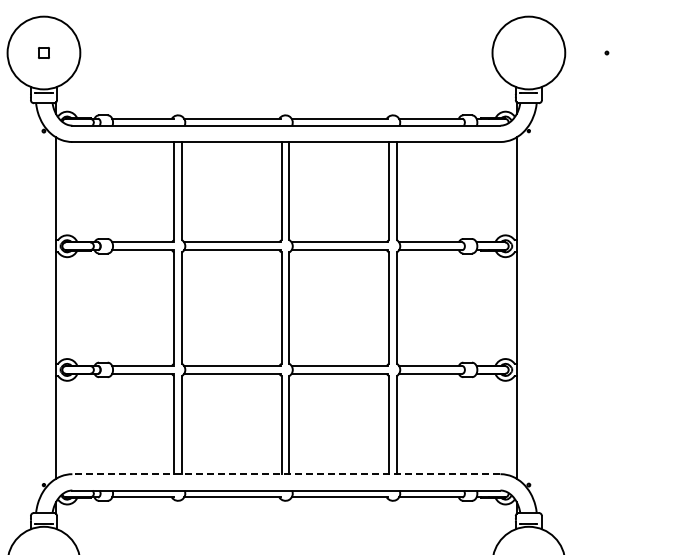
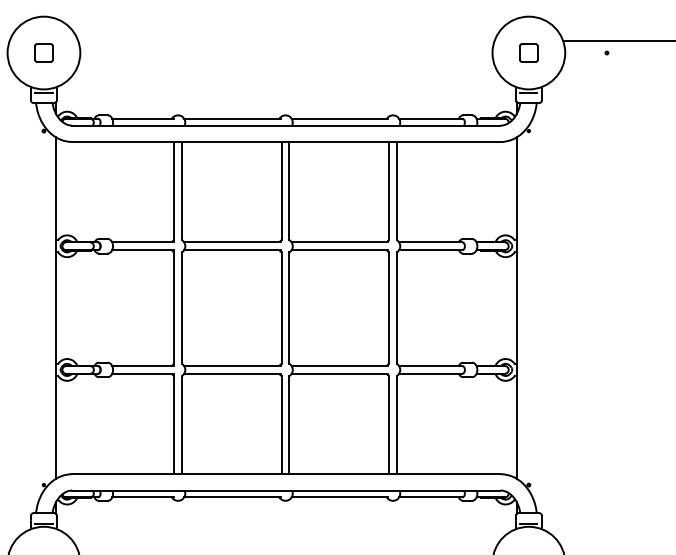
line: none -> present (617, 40)
part size: 12x12 px -> 20x20 px (43, 52)
part: none -> present (528, 52)
line: dashed -> solid (285, 474)
